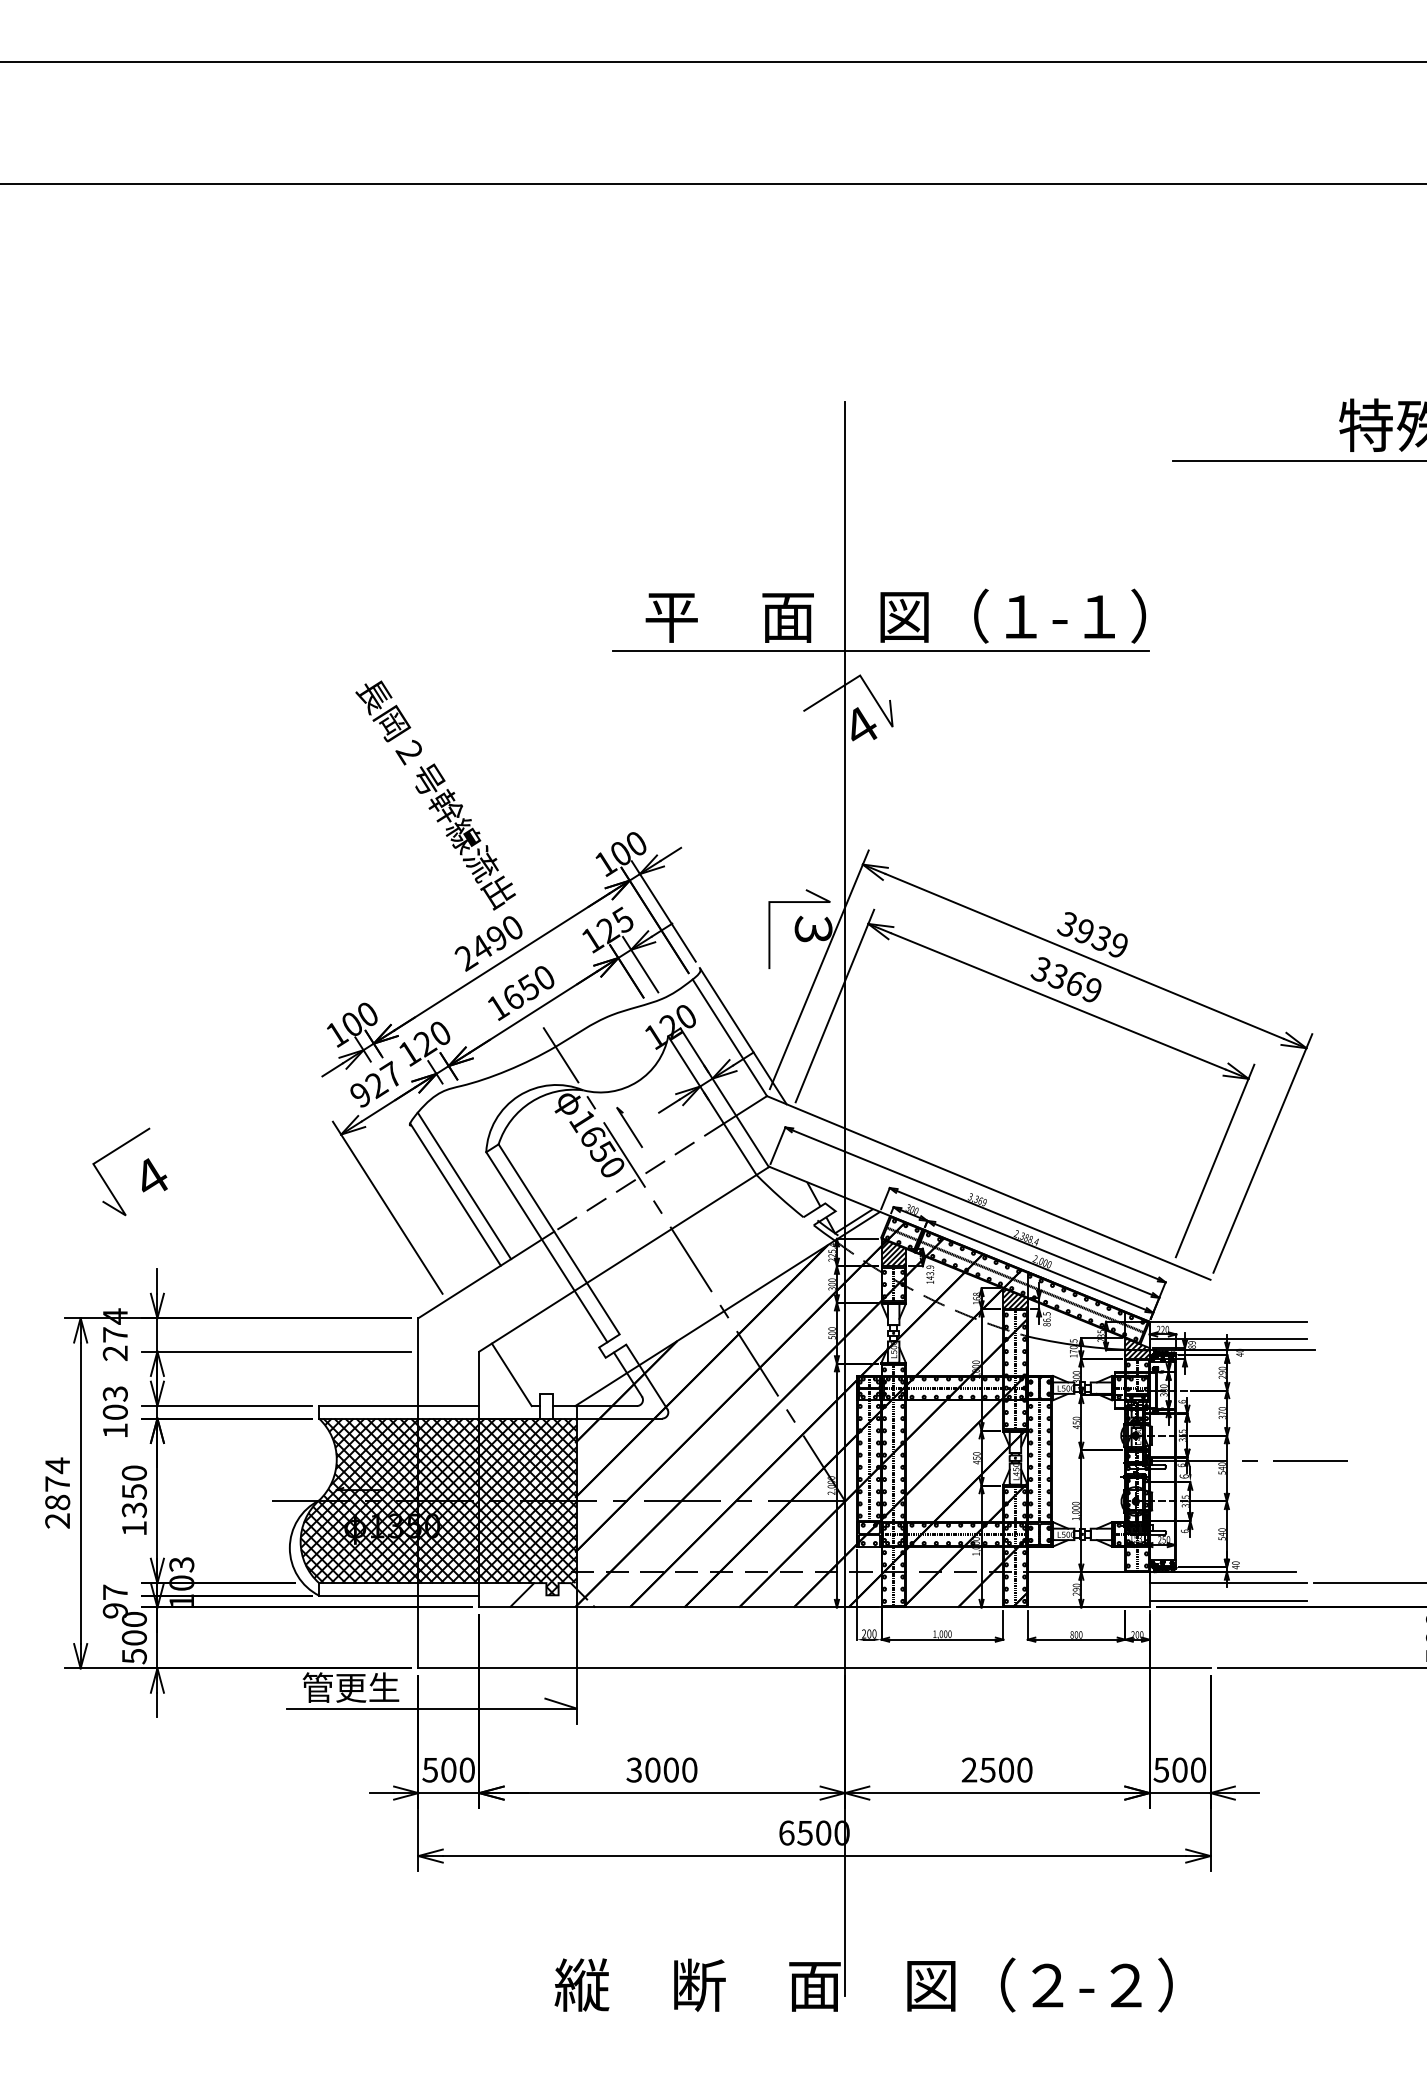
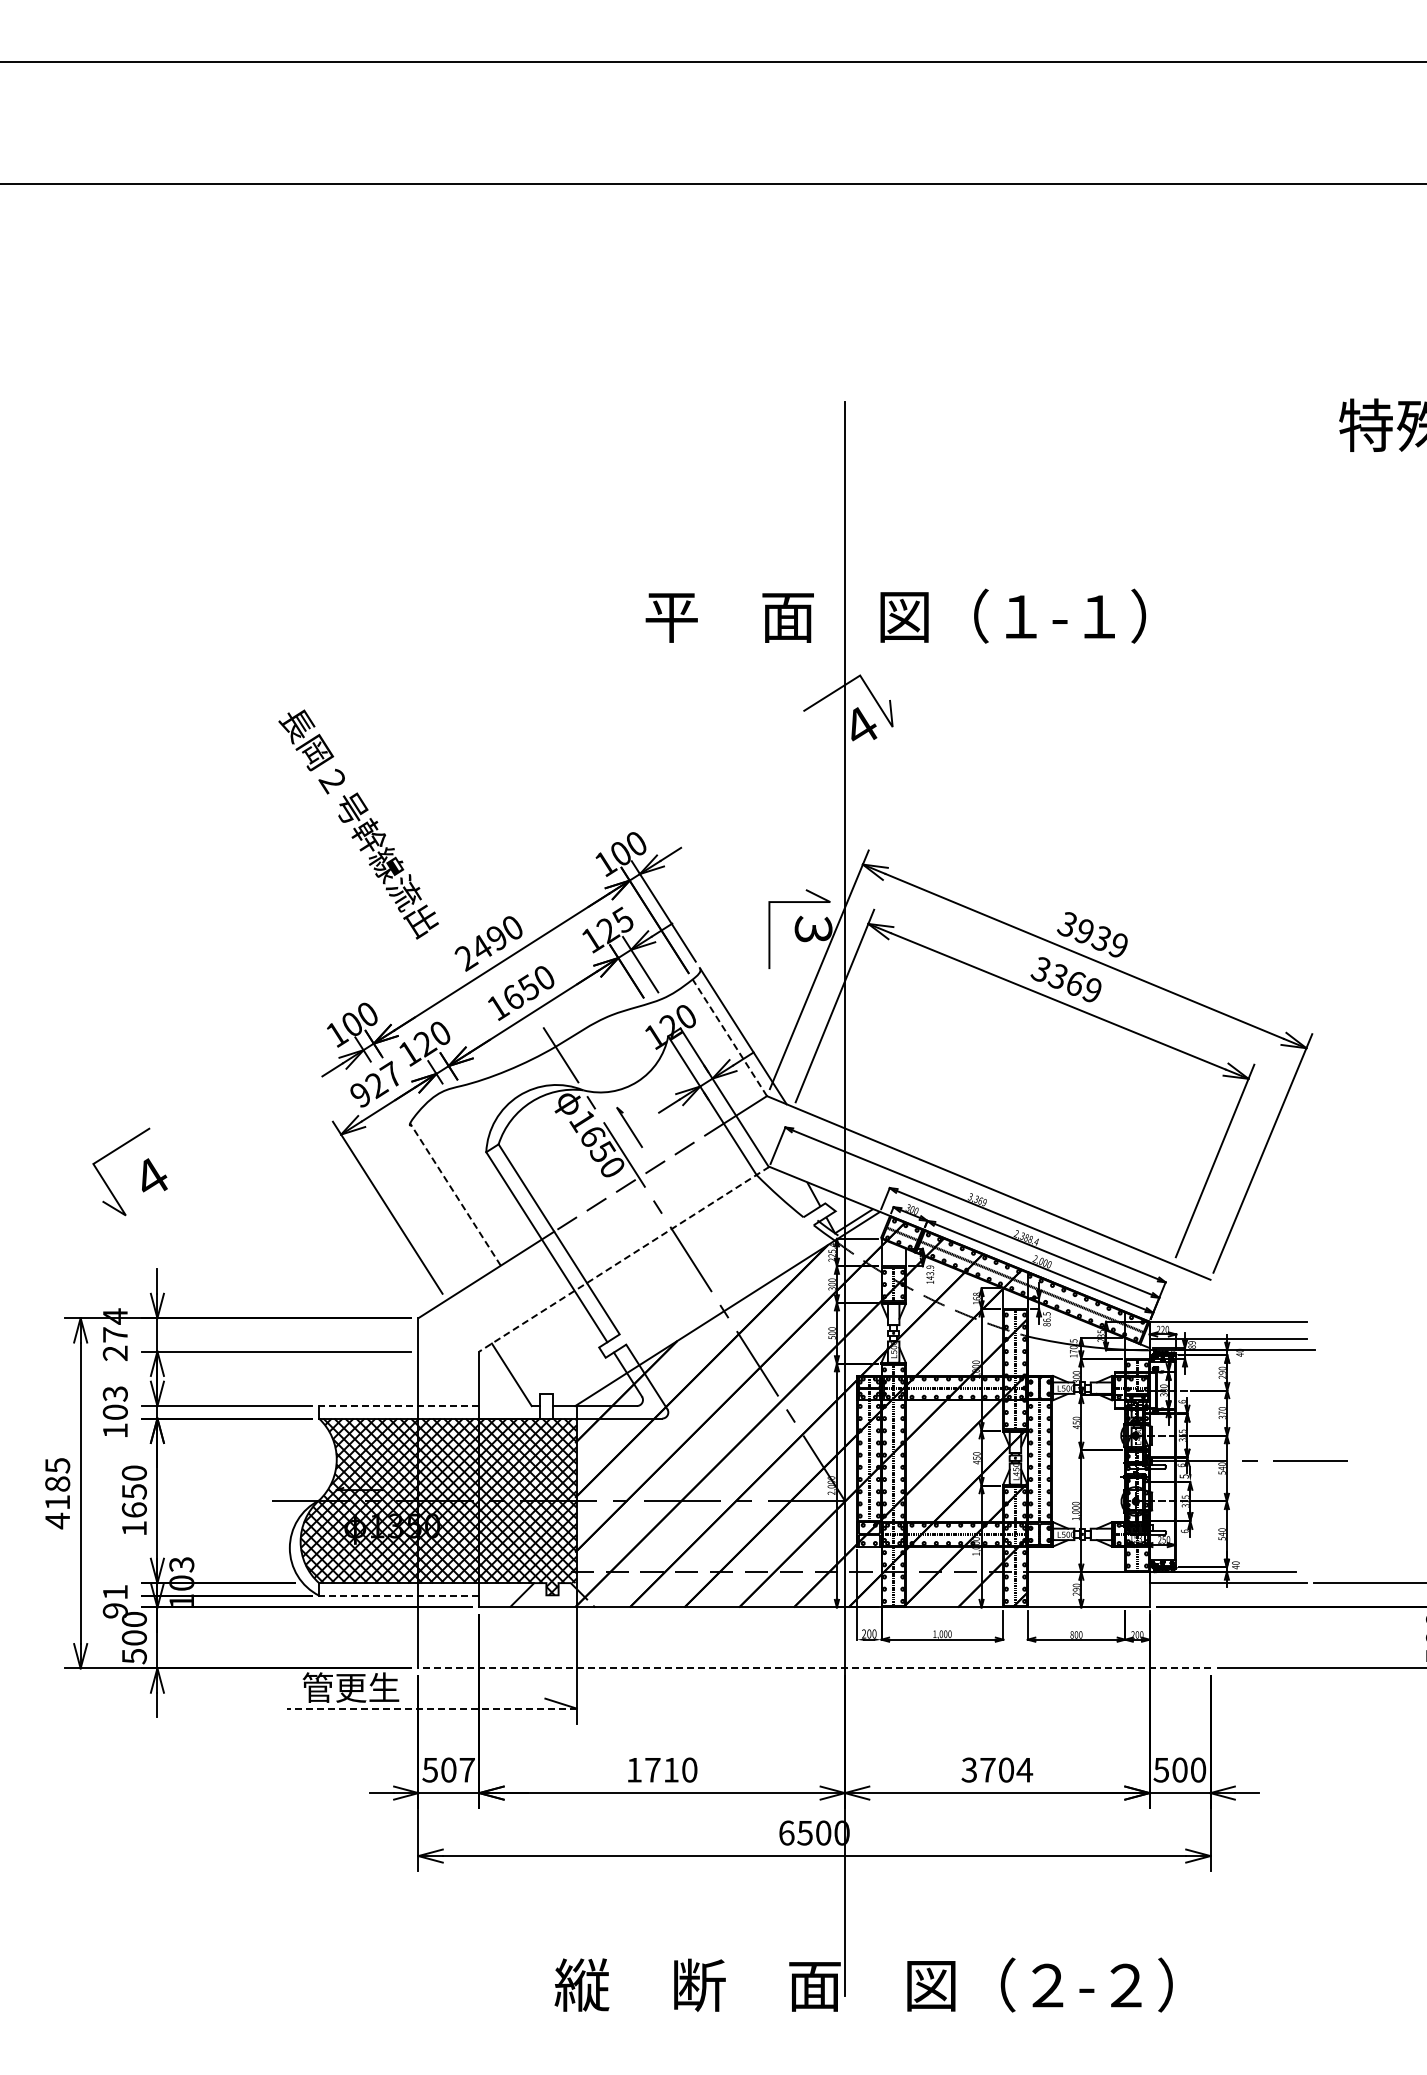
line: present -> none (1297, 460)
line: present -> none (880, 651)
text position: (435, 795) -> (358, 824) (358, 824)
line: solid -> dashed (729, 1037)
line: present -> none (464, 1185)
line: solid -> dashed (455, 1194)
hatch: present -> none (893, 1253)
line: solid -> dashed (624, 1259)
hatch: present -> none (1015, 1298)
hatch: present -> none (1137, 1348)
line: solid -> dashed (398, 1406)
text: 6 -> 5 (1183, 1476)
text: 2874 -> 4185 (57, 1493)
text: 1350 -> 1650 (133, 1510)
text: 97 -> 91 (115, 1591)
line: solid -> dashed (398, 1595)
line: present -> none (1227, 1600)
line: solid -> dashed (813, 1668)
line: solid -> dashed (431, 1708)
text: 500 -> 507 (466, 1769)
text: 3000 -> 1710 (652, 1769)
text: 2500 -> 3704 (997, 1769)
